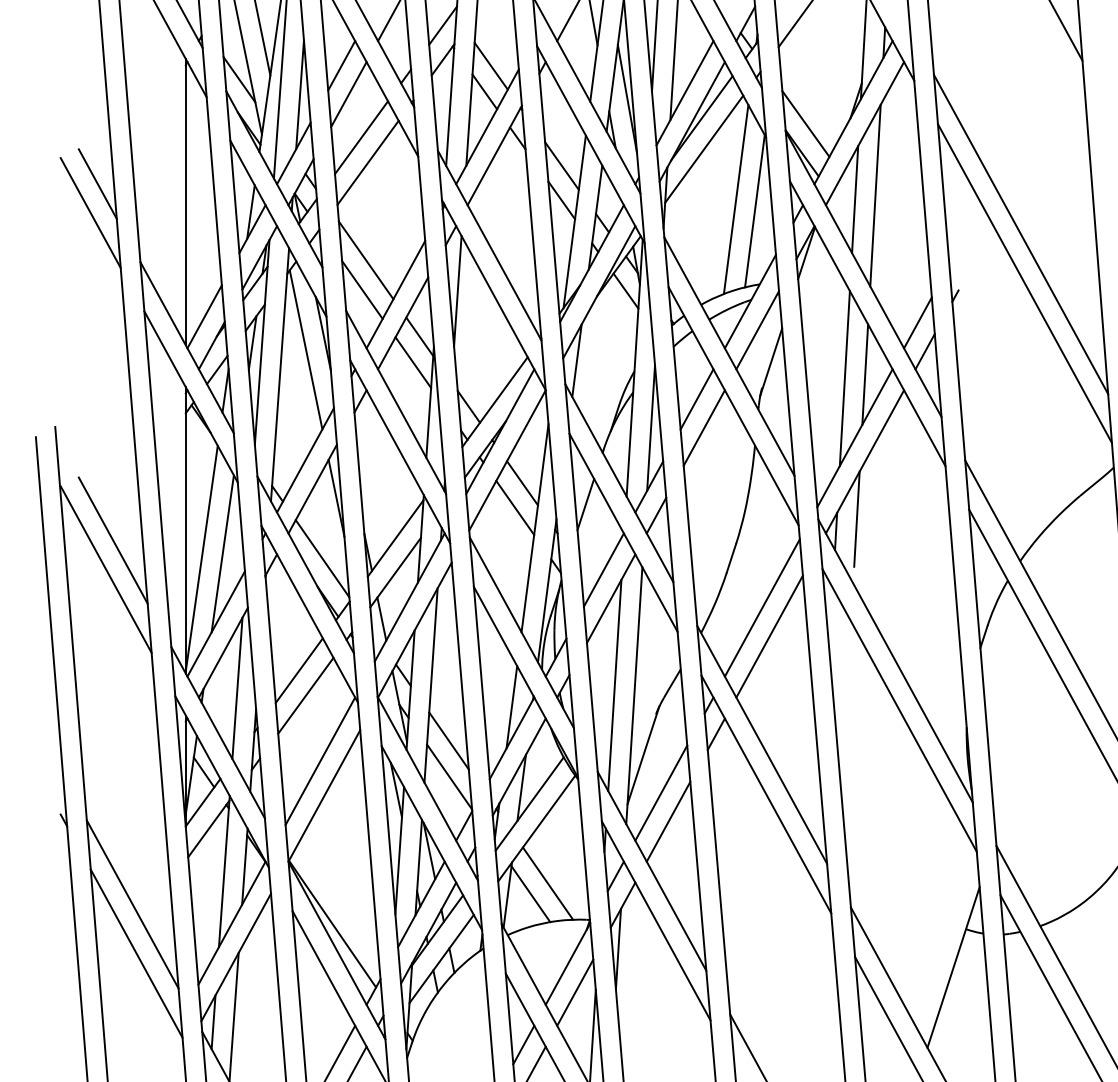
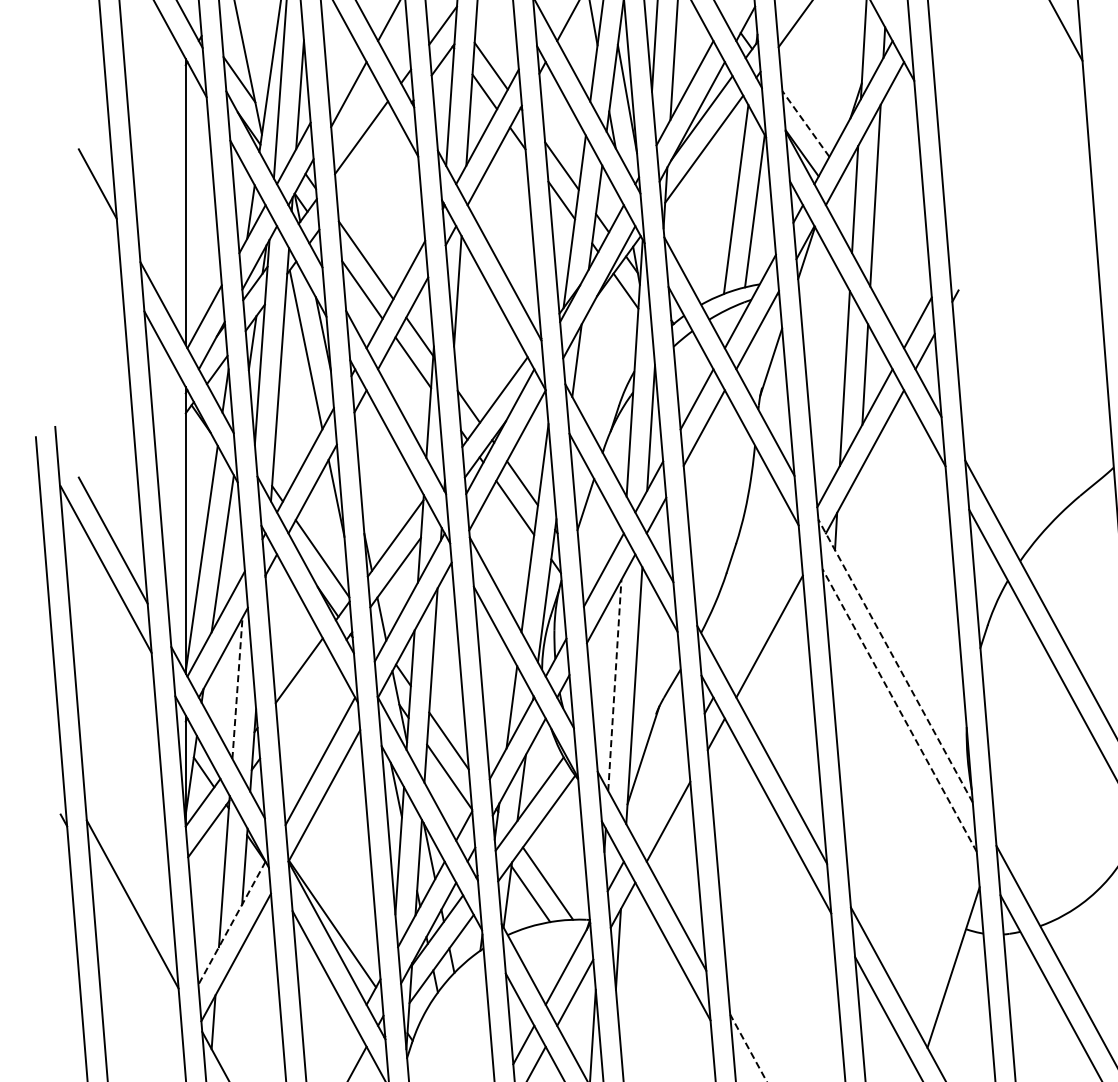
line: present -> none (262, 38)
line: present -> none (341, 65)
line: solid -> dashed (805, 123)
line: present -> none (367, 162)
line: present -> none (90, 213)
line: present -> none (1020, 234)
line: present -> none (1024, 283)
line: present -> none (856, 518)
line: present -> none (761, 607)
line: solid -> dashed (895, 660)
line: solid -> dashed (614, 685)
line: solid -> dashed (237, 688)
line: present -> none (305, 695)
line: solid -> dashed (899, 710)
line: present -> none (661, 792)
line: solid -> dashed (231, 923)
line: present -> none (136, 953)
line: present -> none (233, 1015)
line: solid -> dashed (748, 1047)
line: present -> none (340, 1051)
